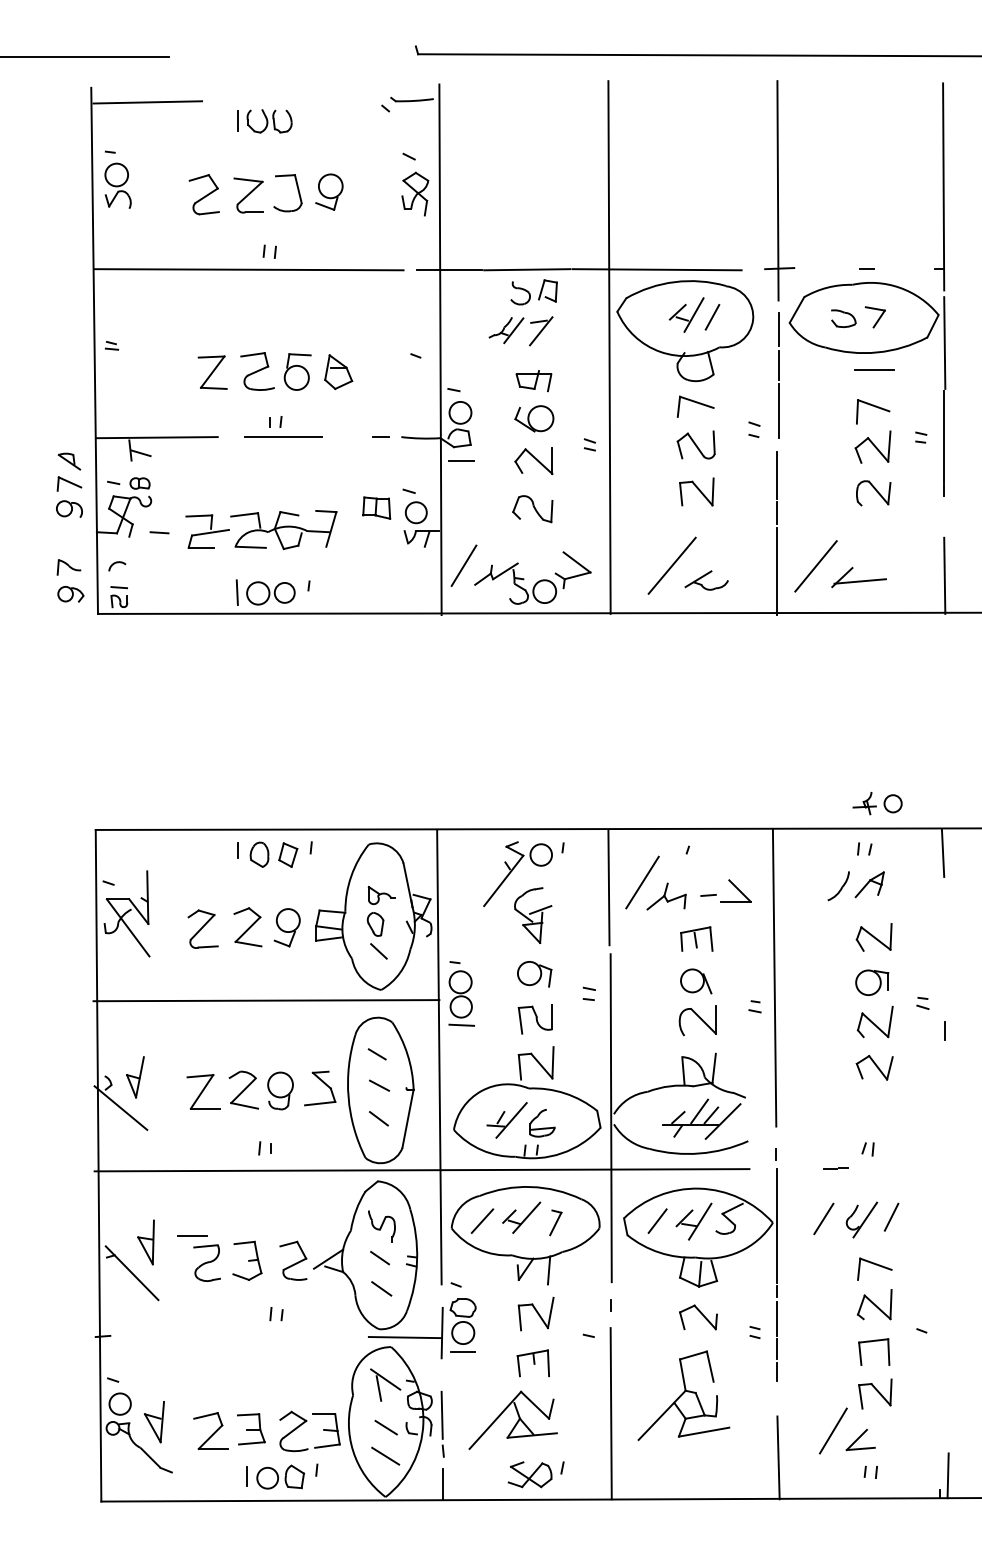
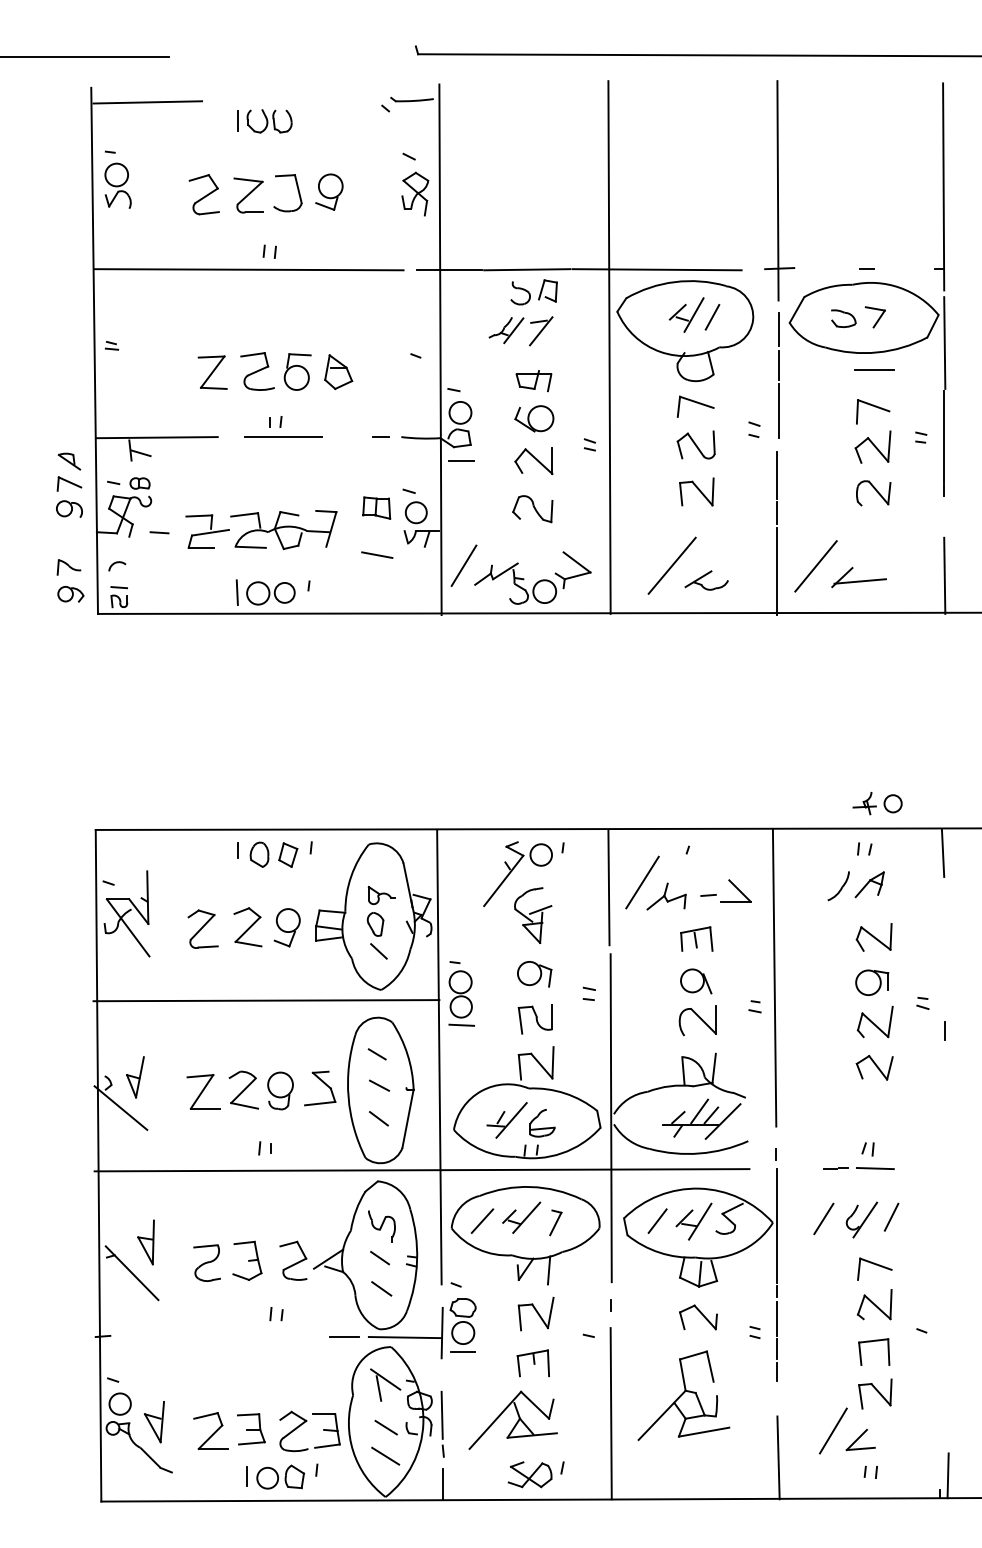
line: none -> present (377, 554)
line: none -> present (874, 1168)
line position: (192, 1235) -> (344, 1336) (344, 1336)
